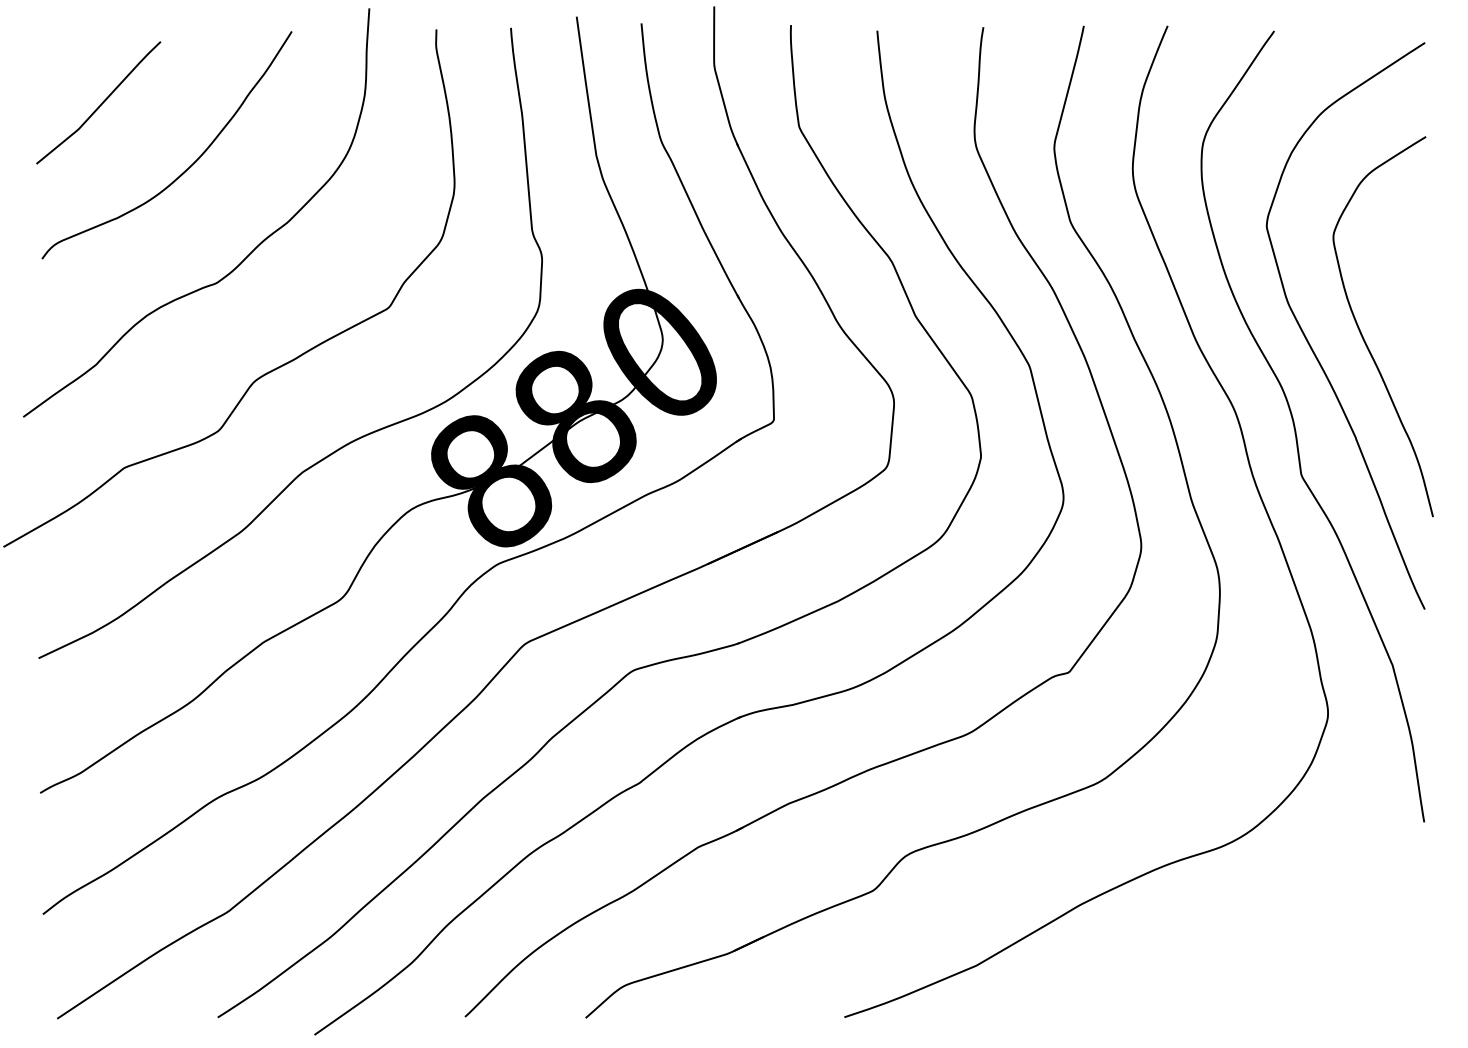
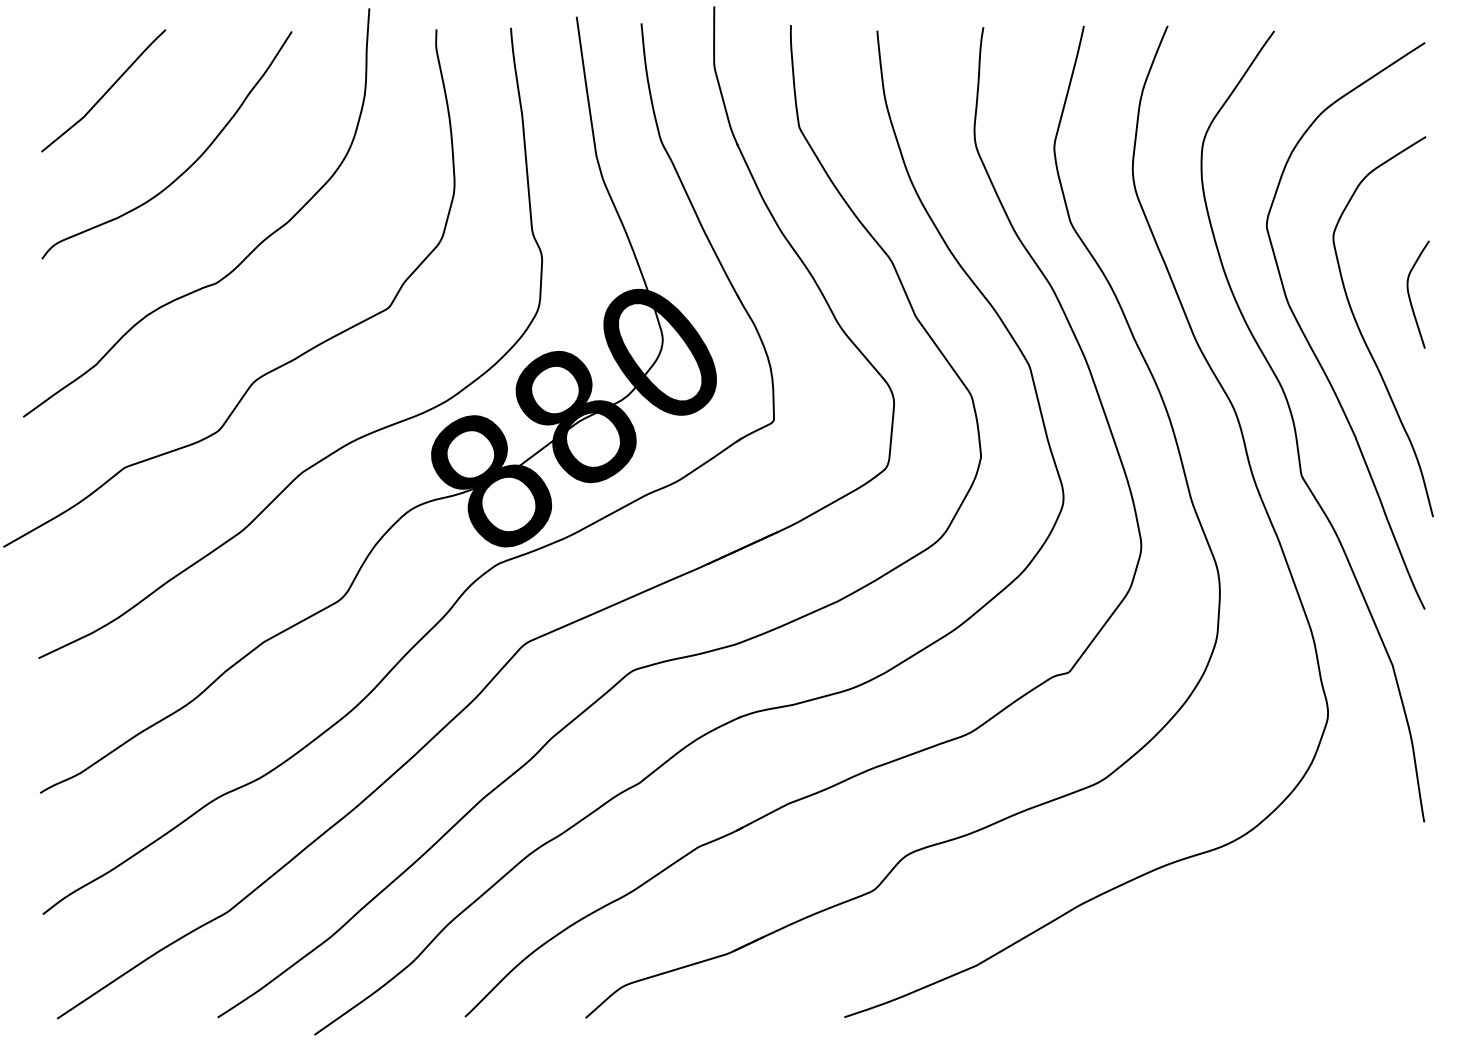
curve position: (100, 104) -> (105, 92) (105, 92)
curve: none -> present (1410, 296)
